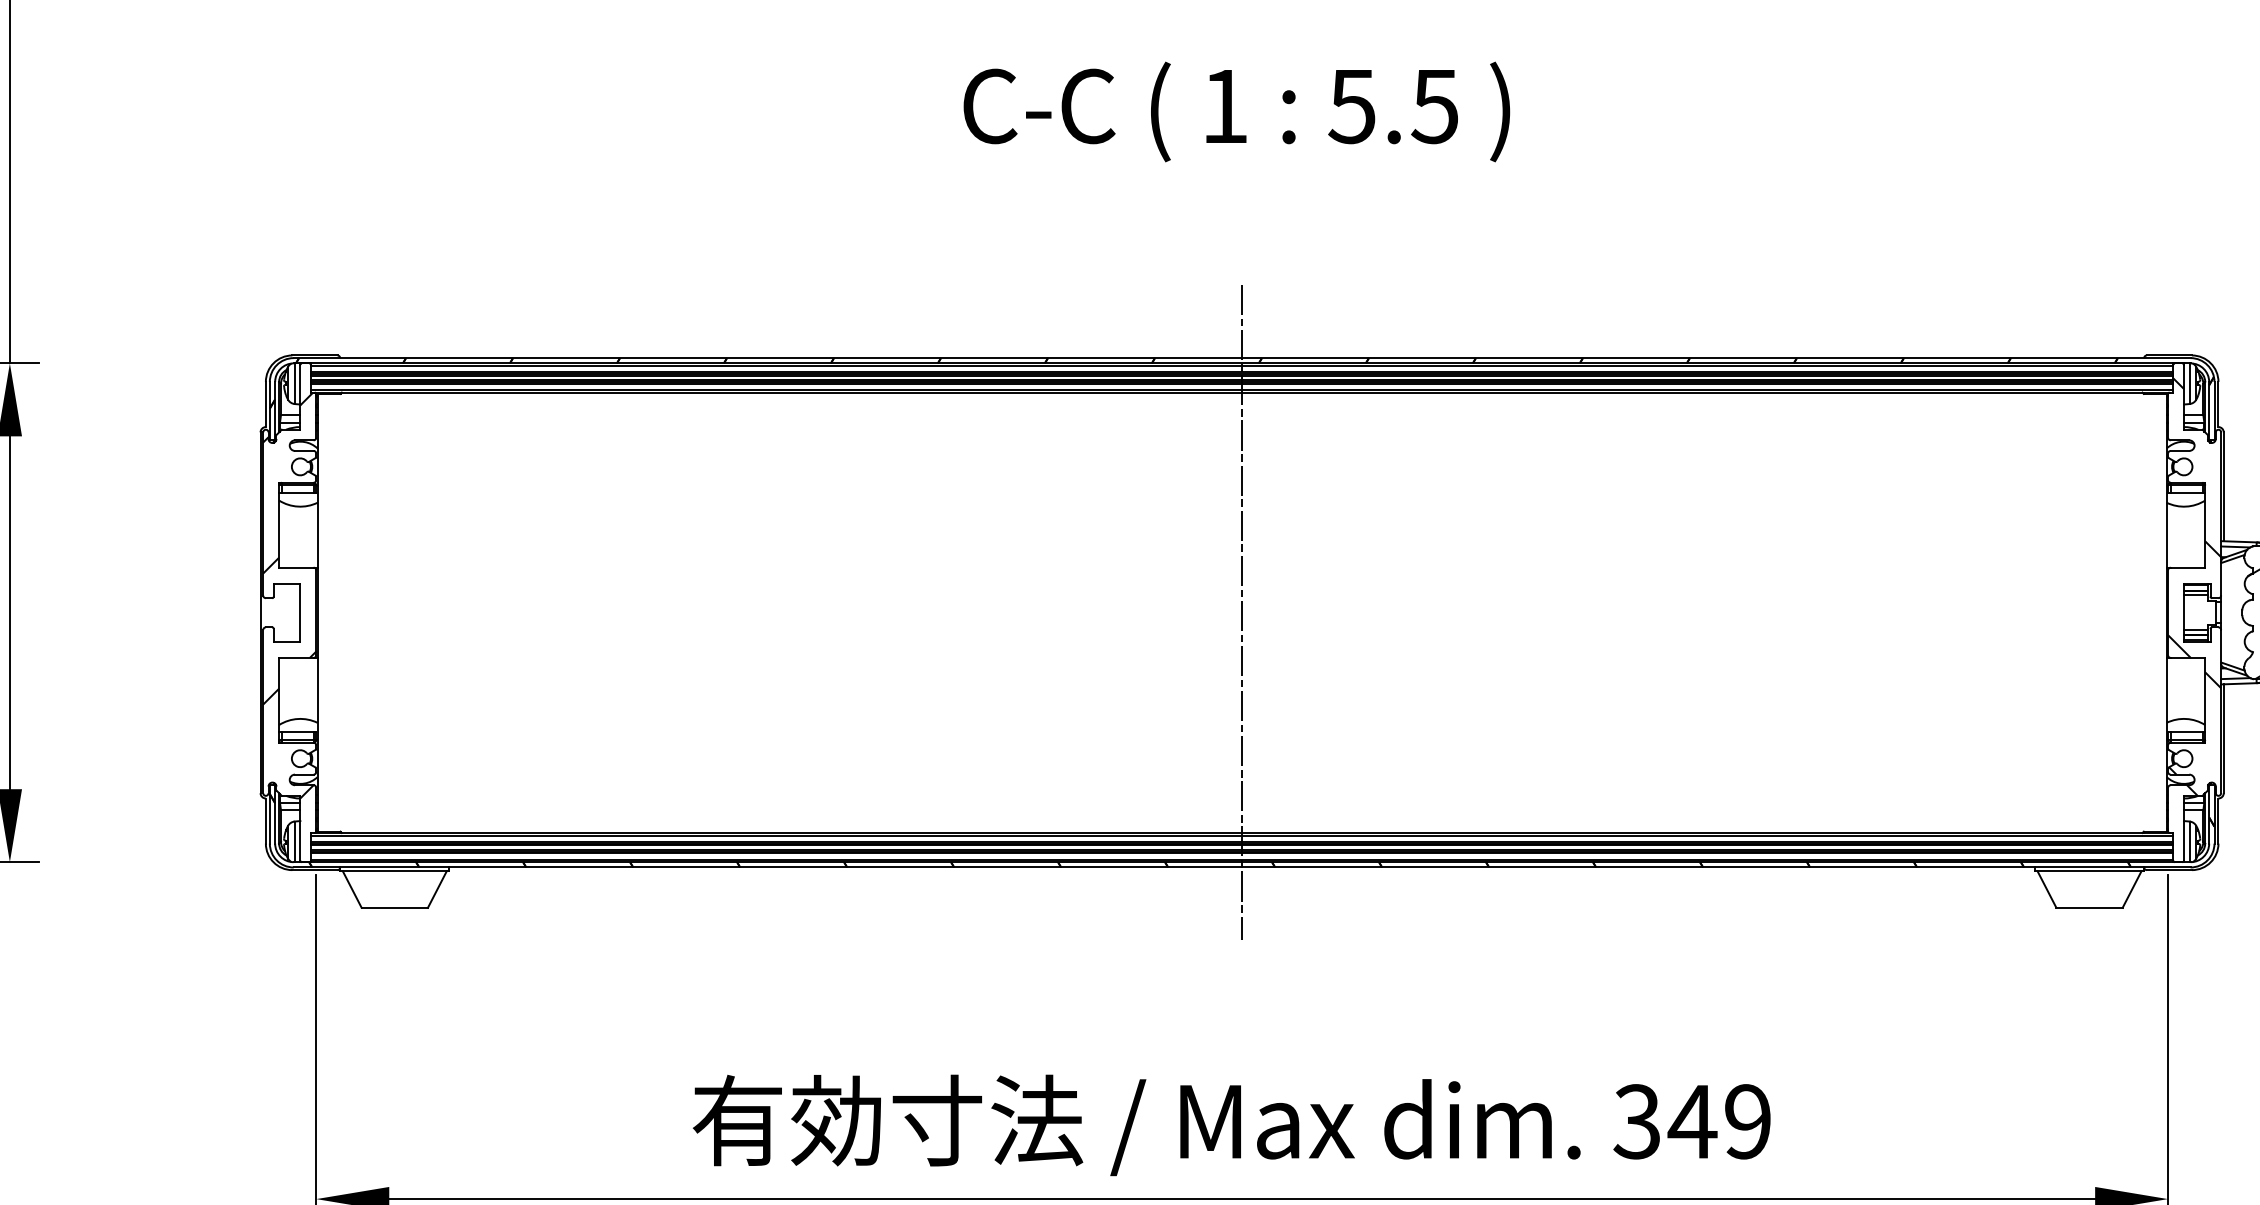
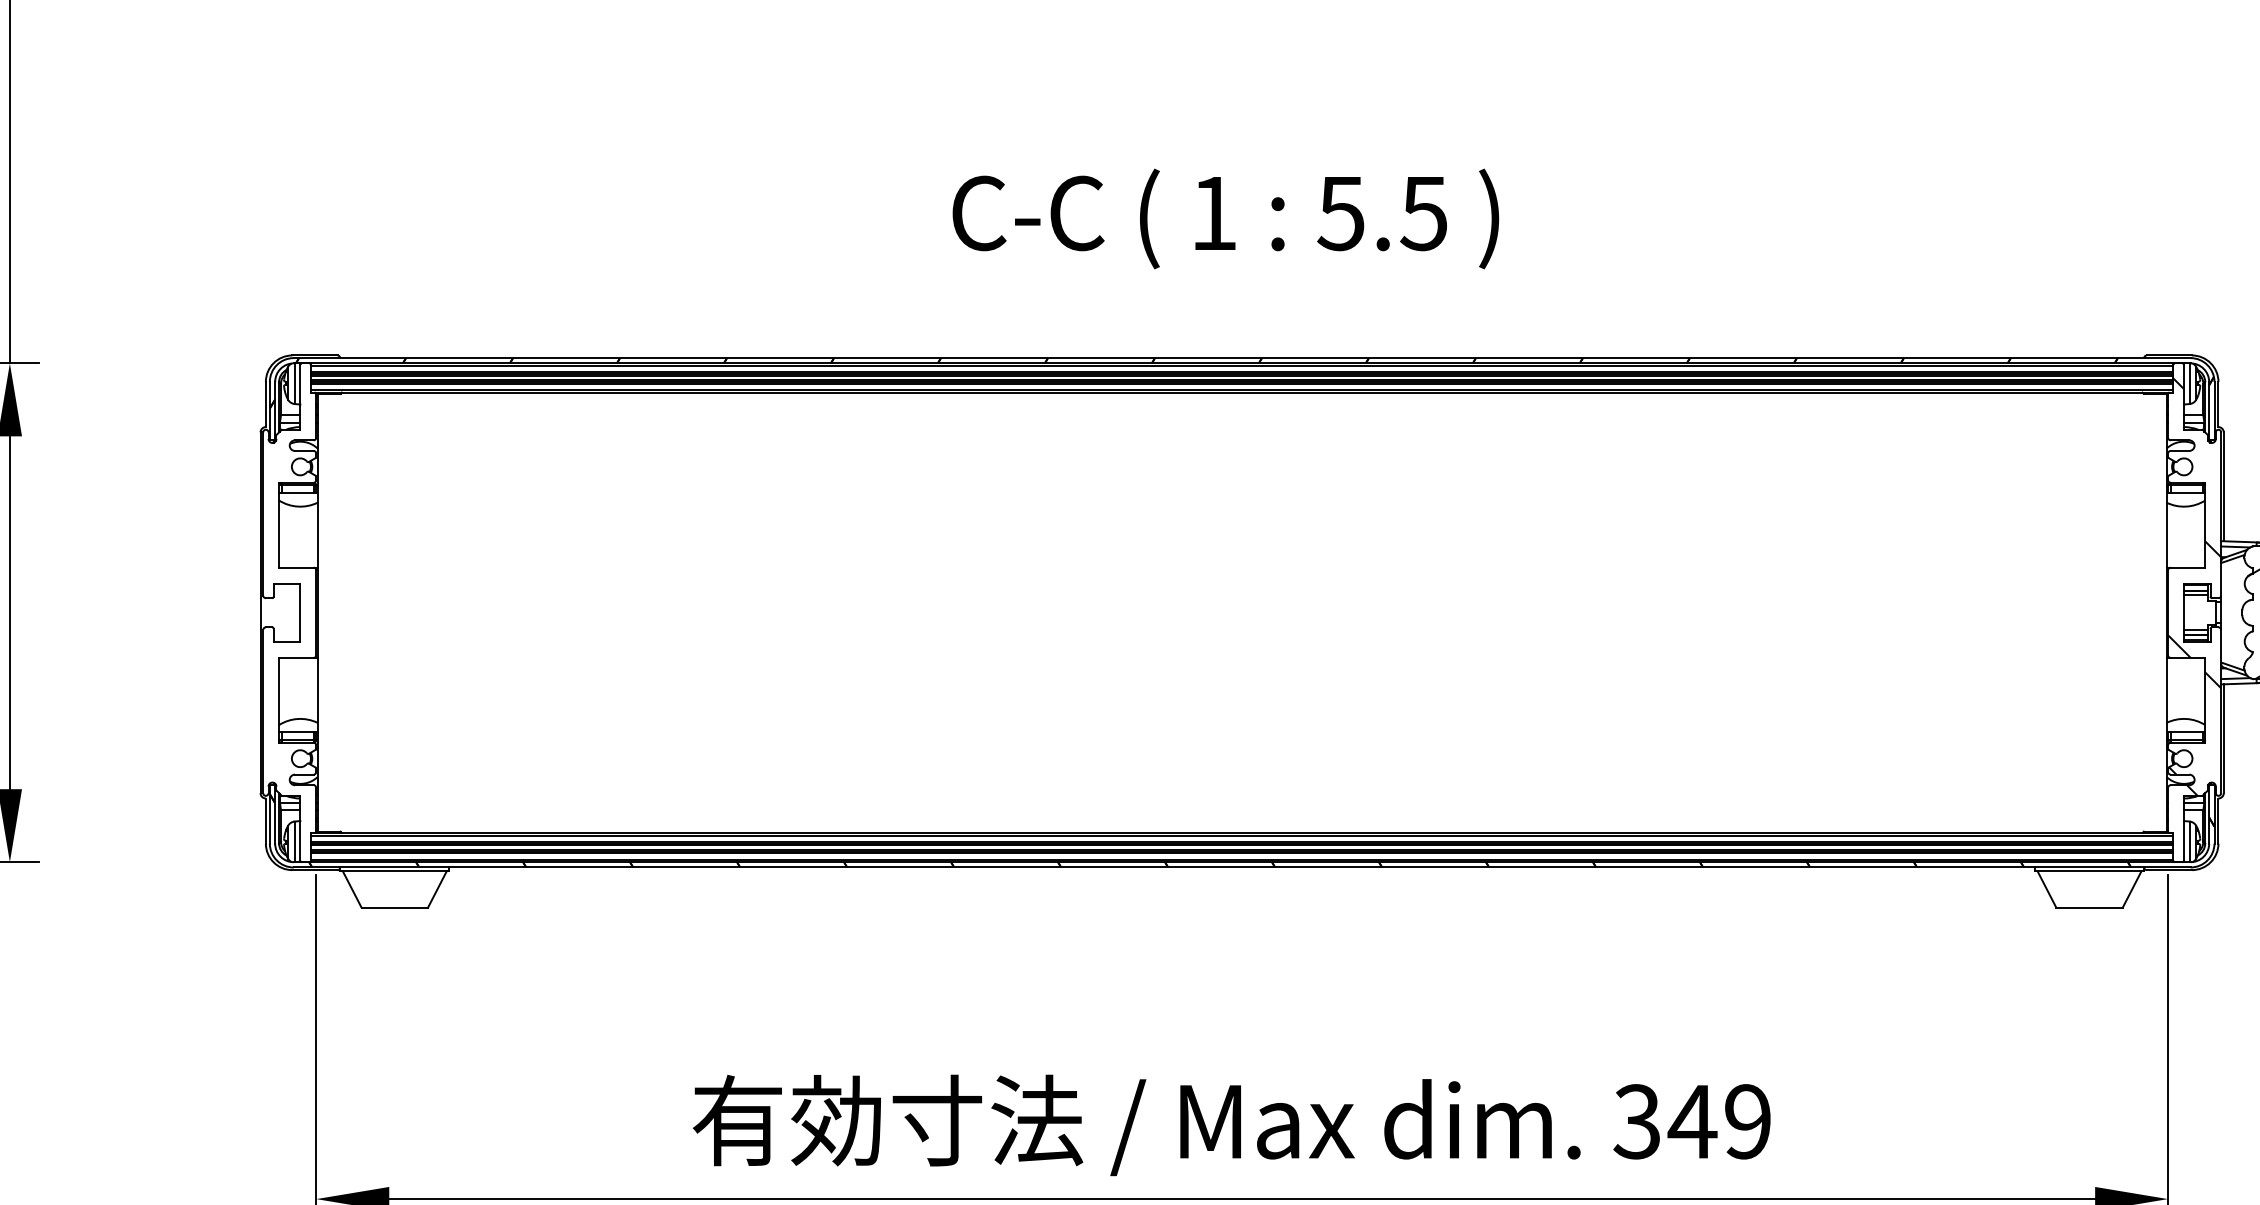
text position: (1236, 111) -> (1225, 218) (1225, 218)
hatch: present -> none (289, 595)
line: present -> none (1242, 612)
